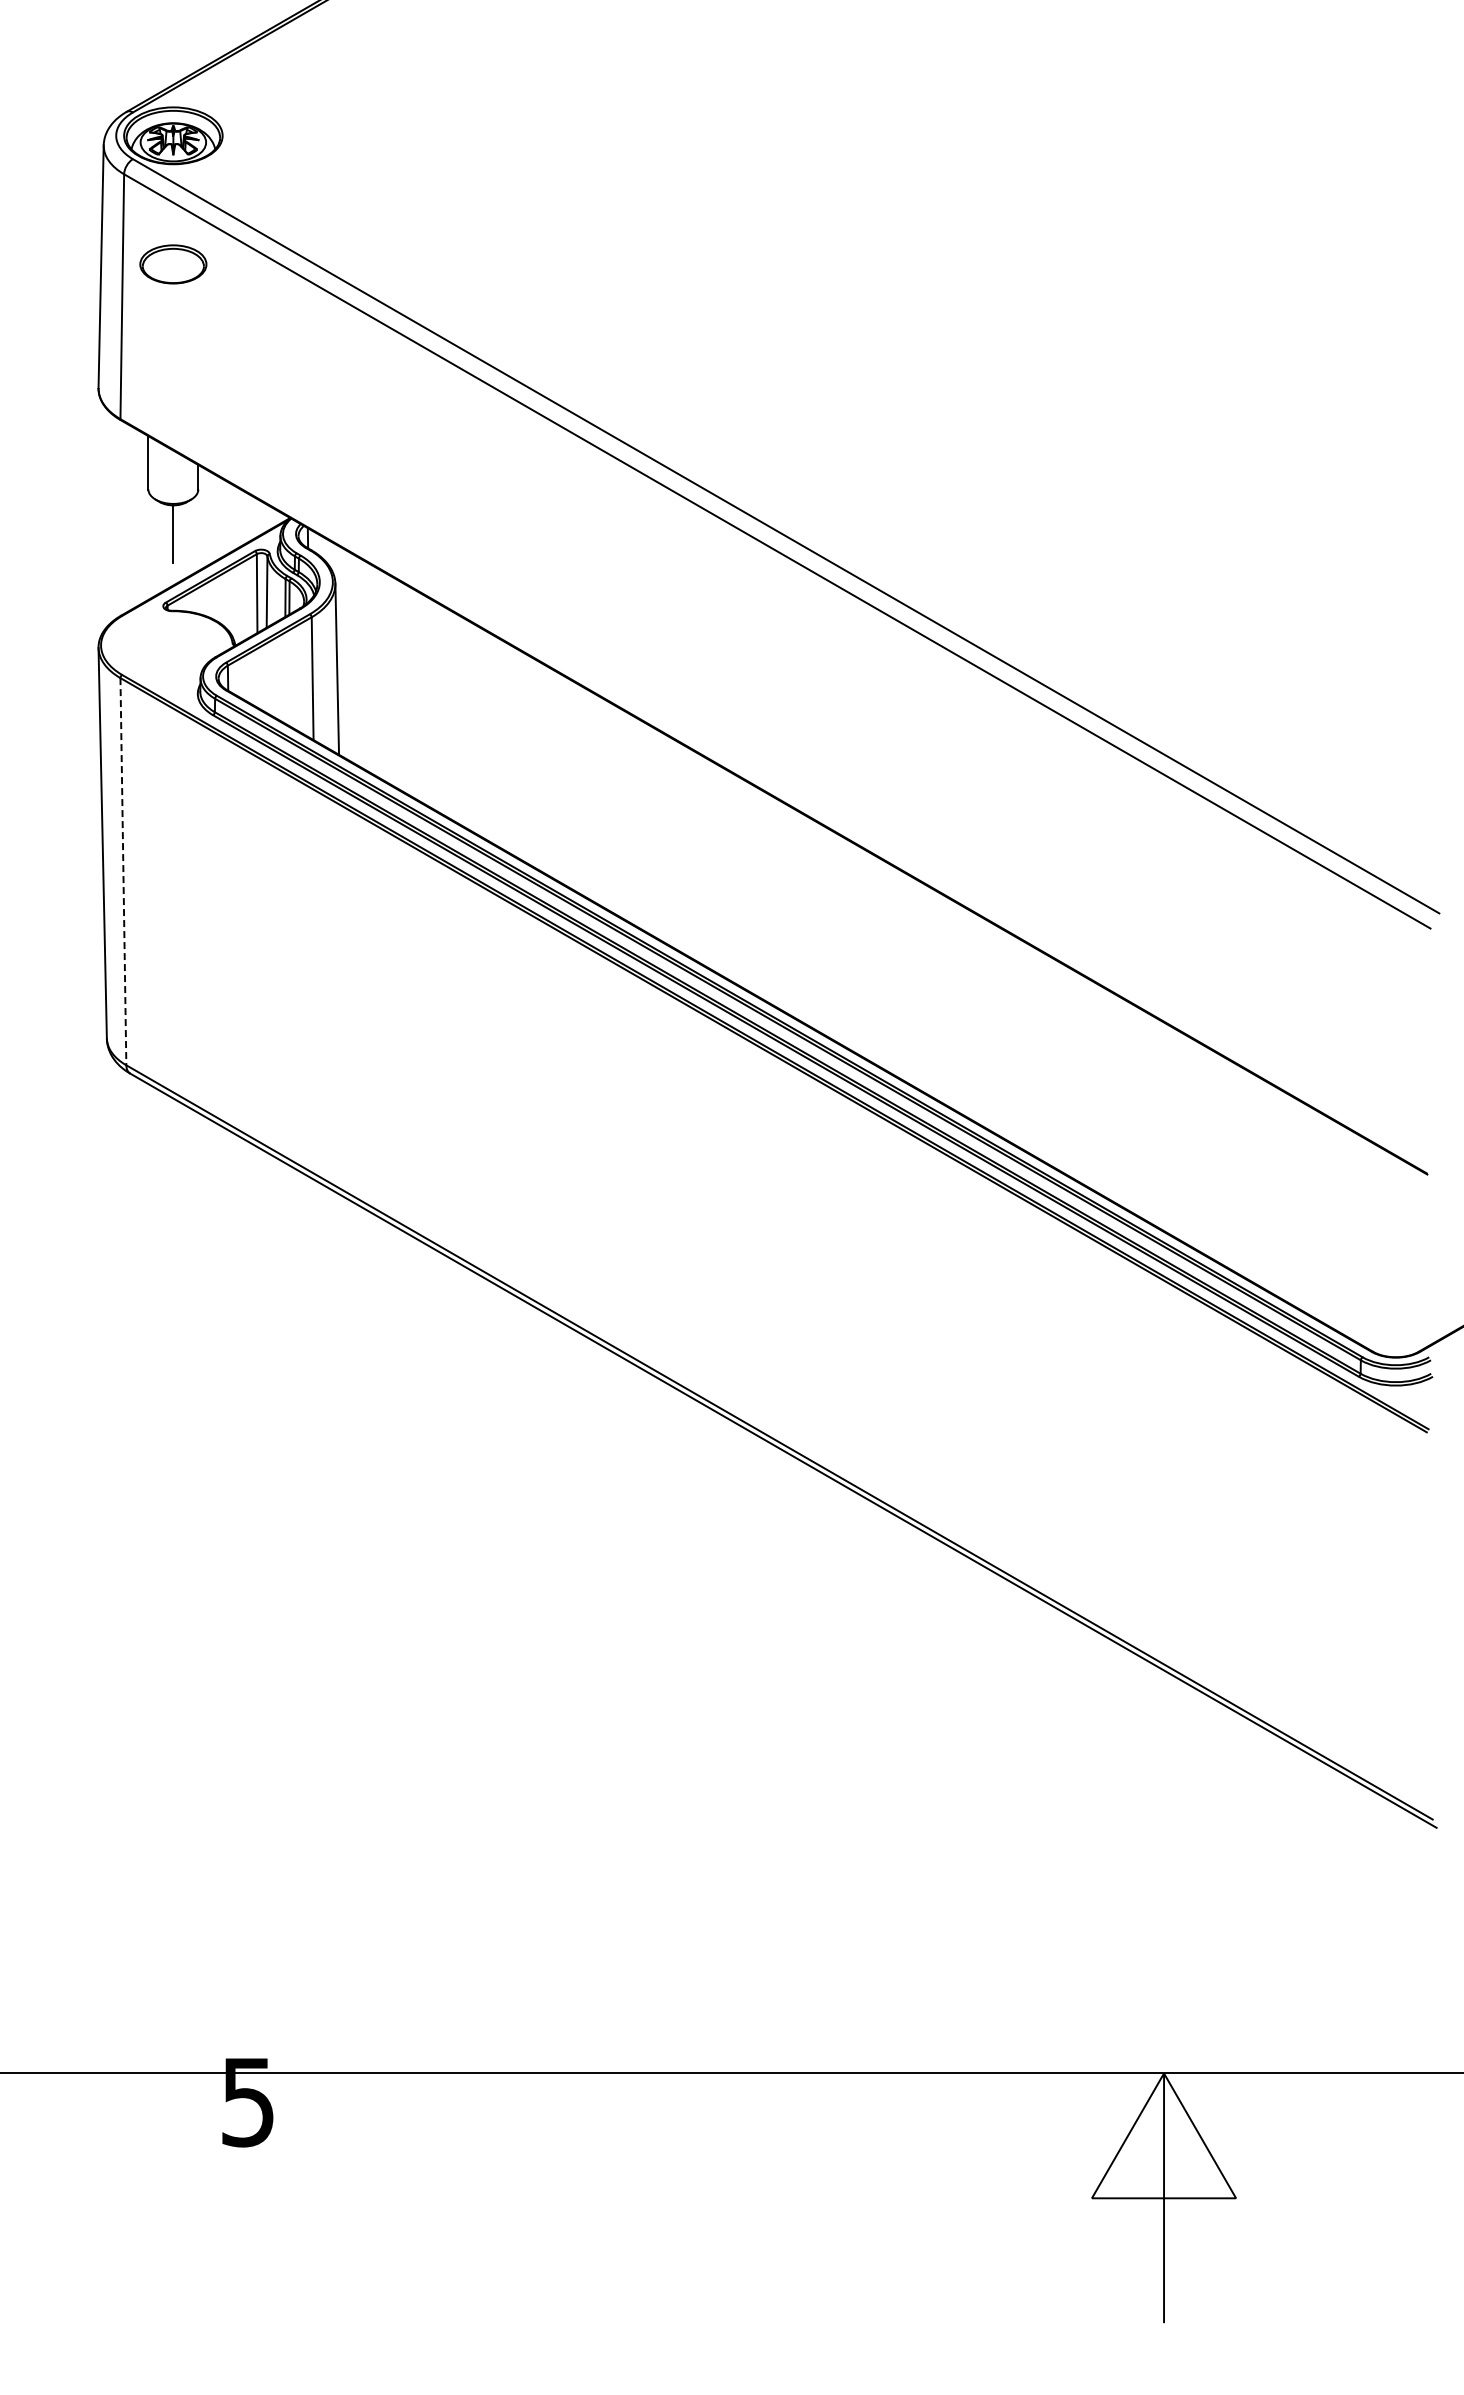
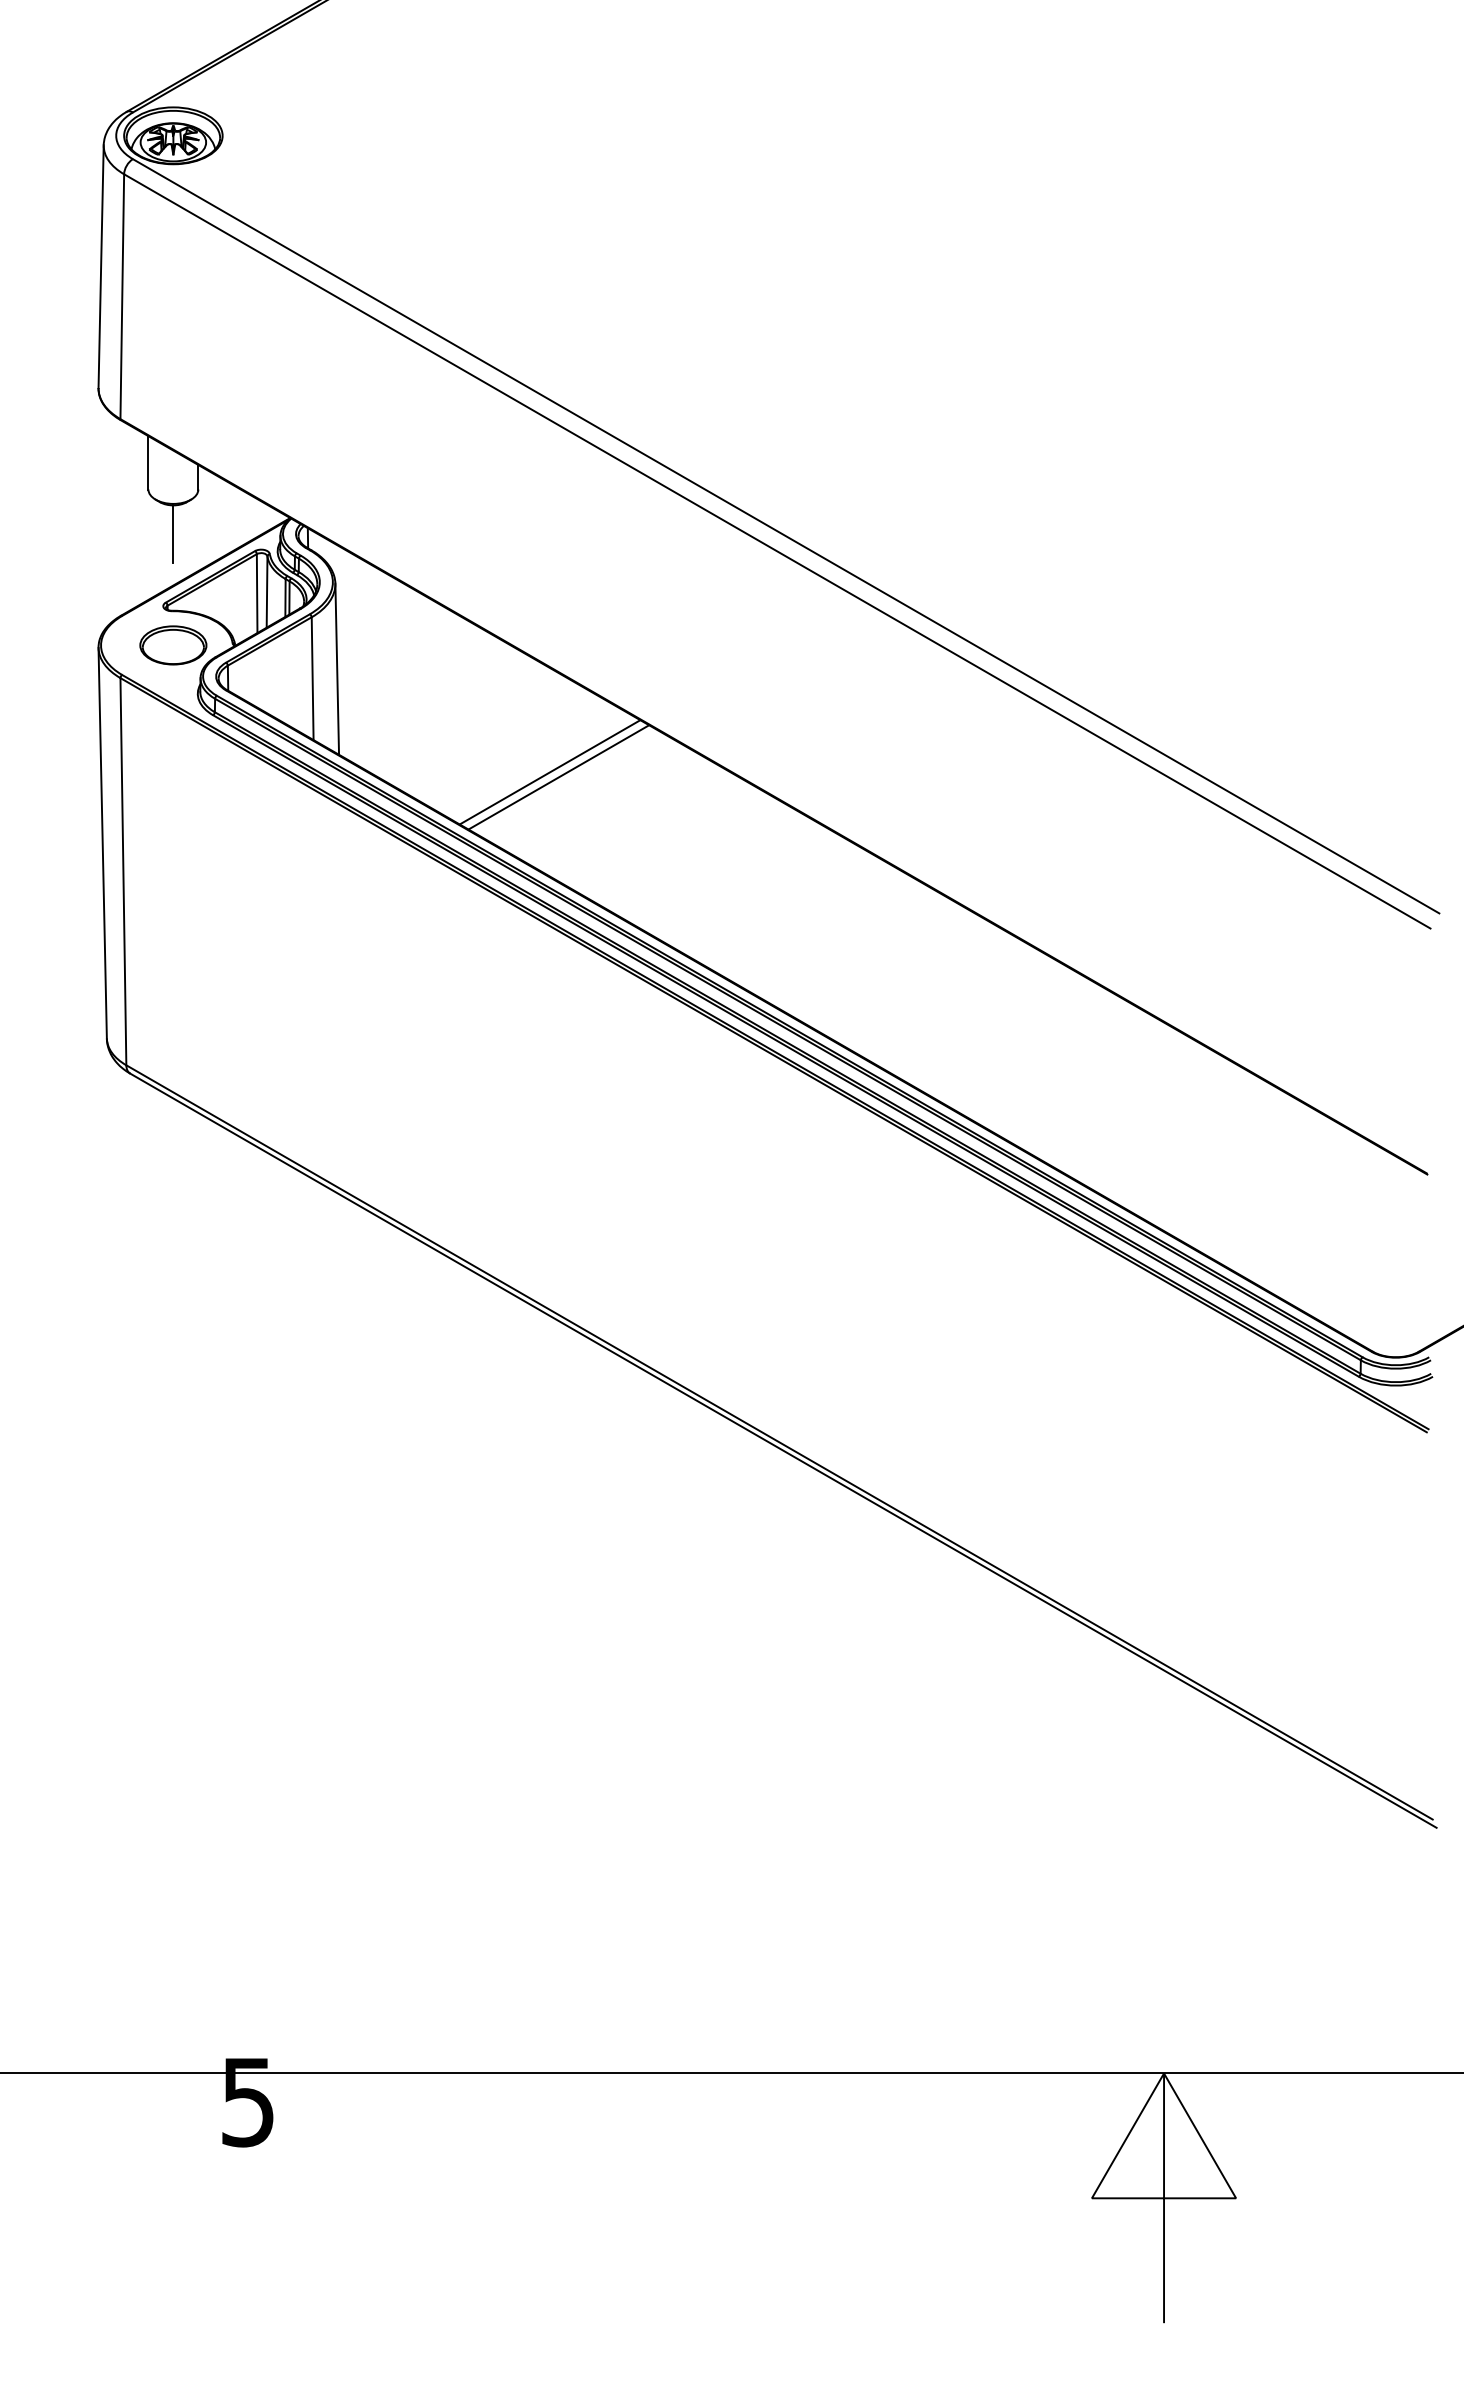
part position: (173, 264) -> (173, 645) (173, 645)
line: none -> present (549, 772)
line: none -> present (558, 777)
line: dashed -> solid (123, 871)
